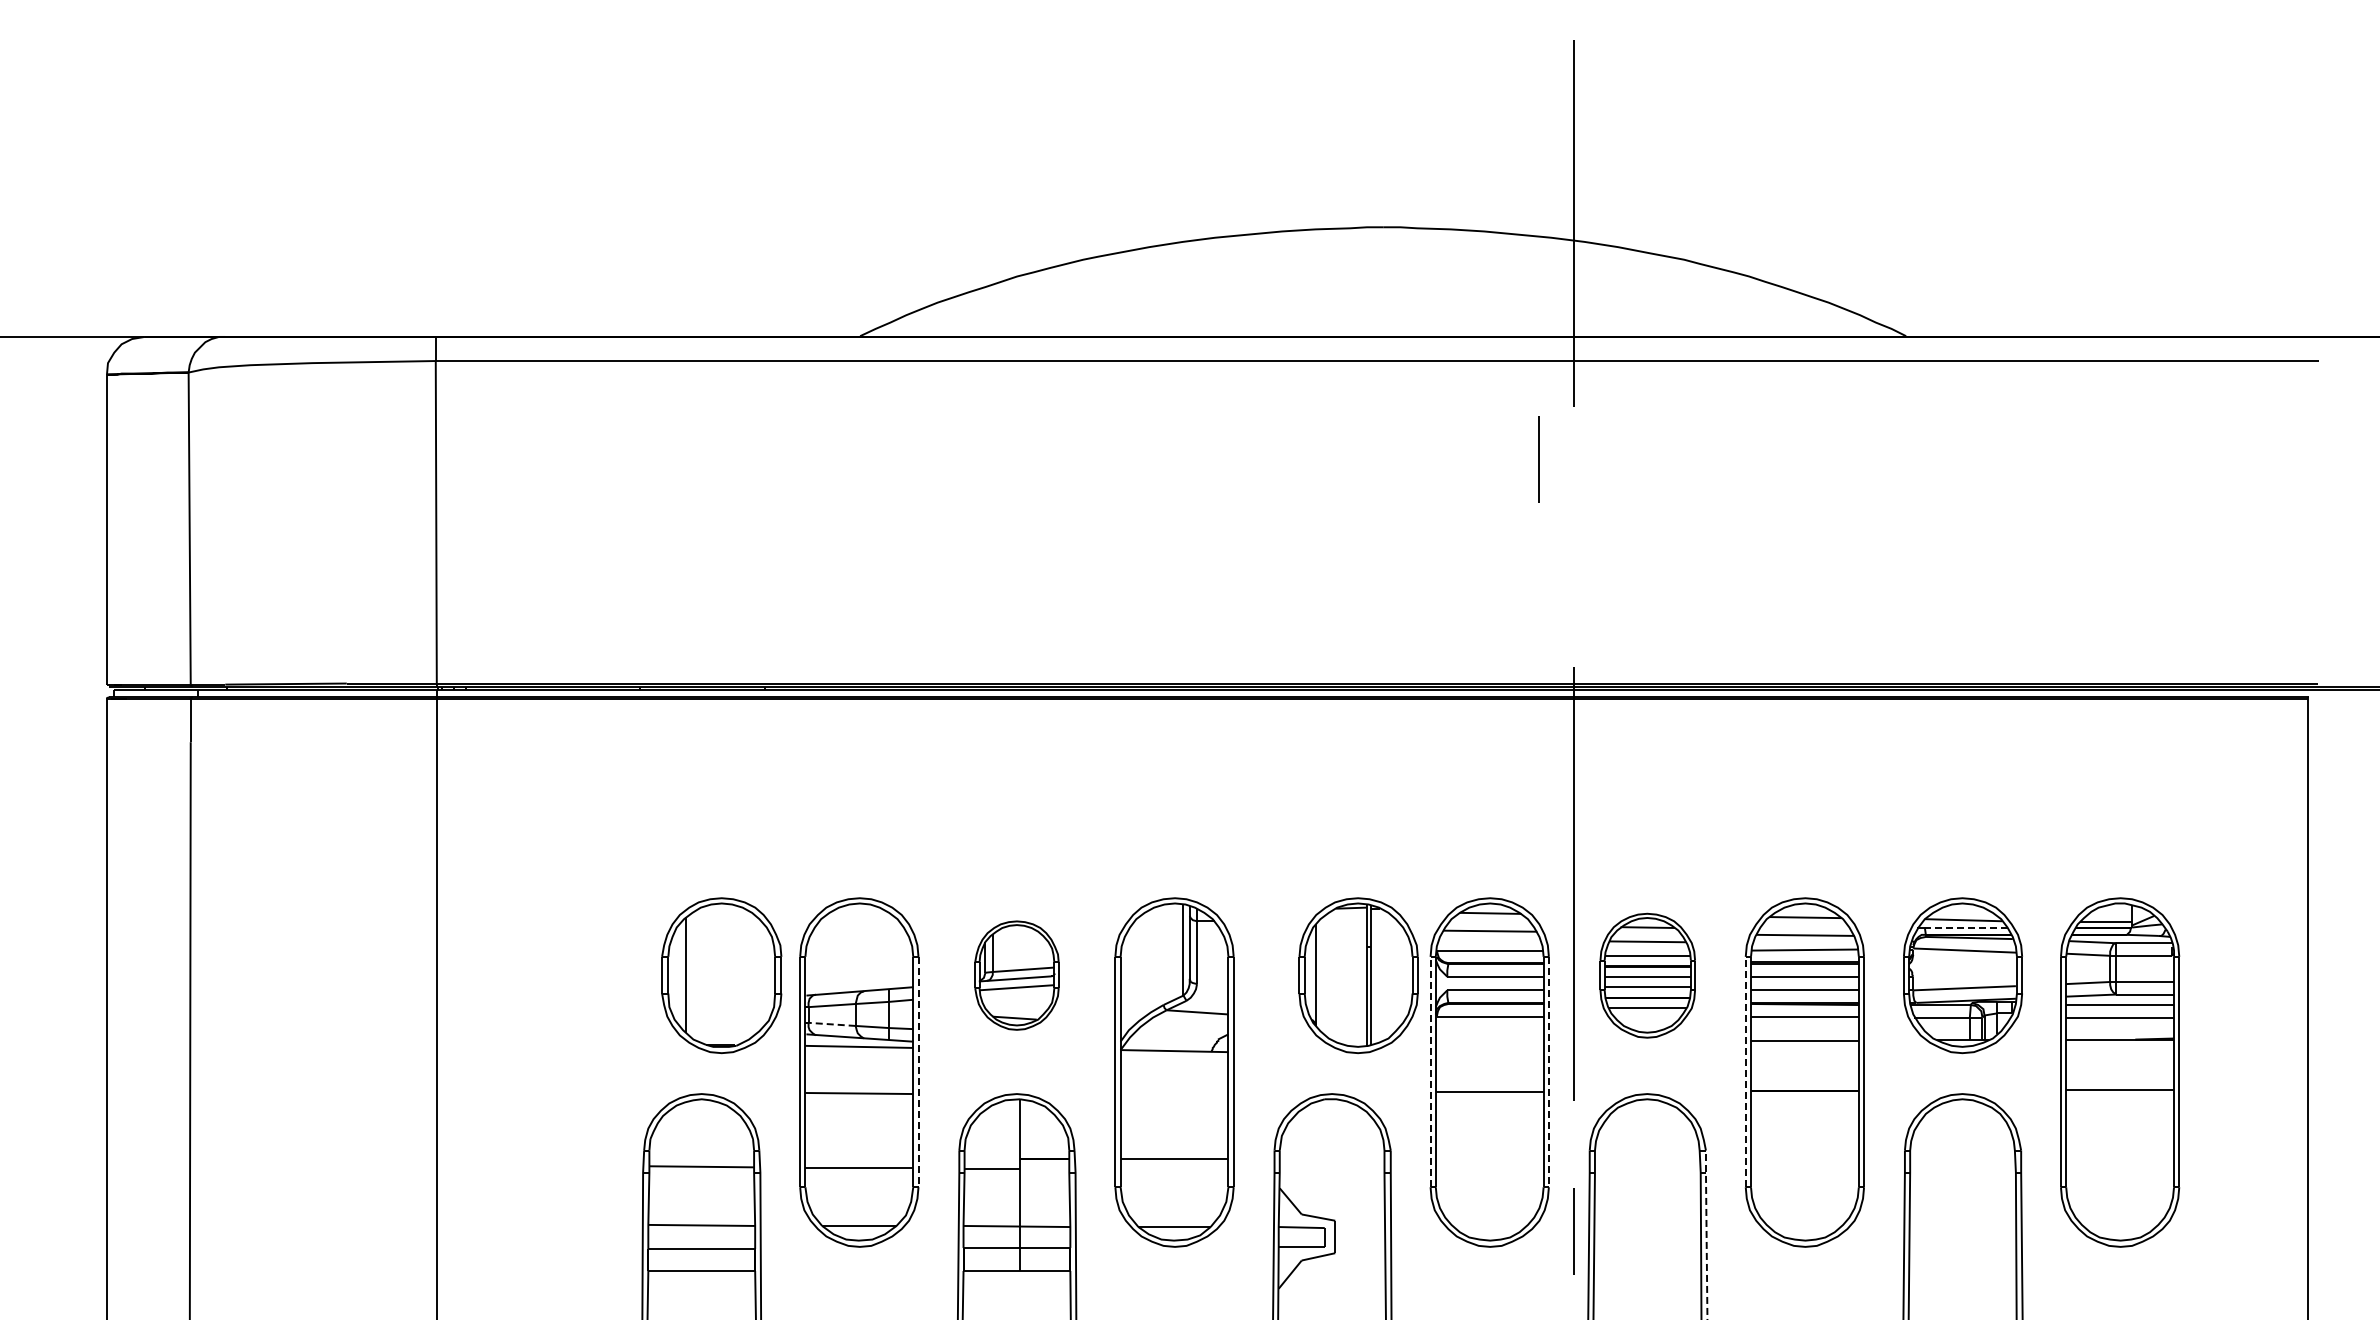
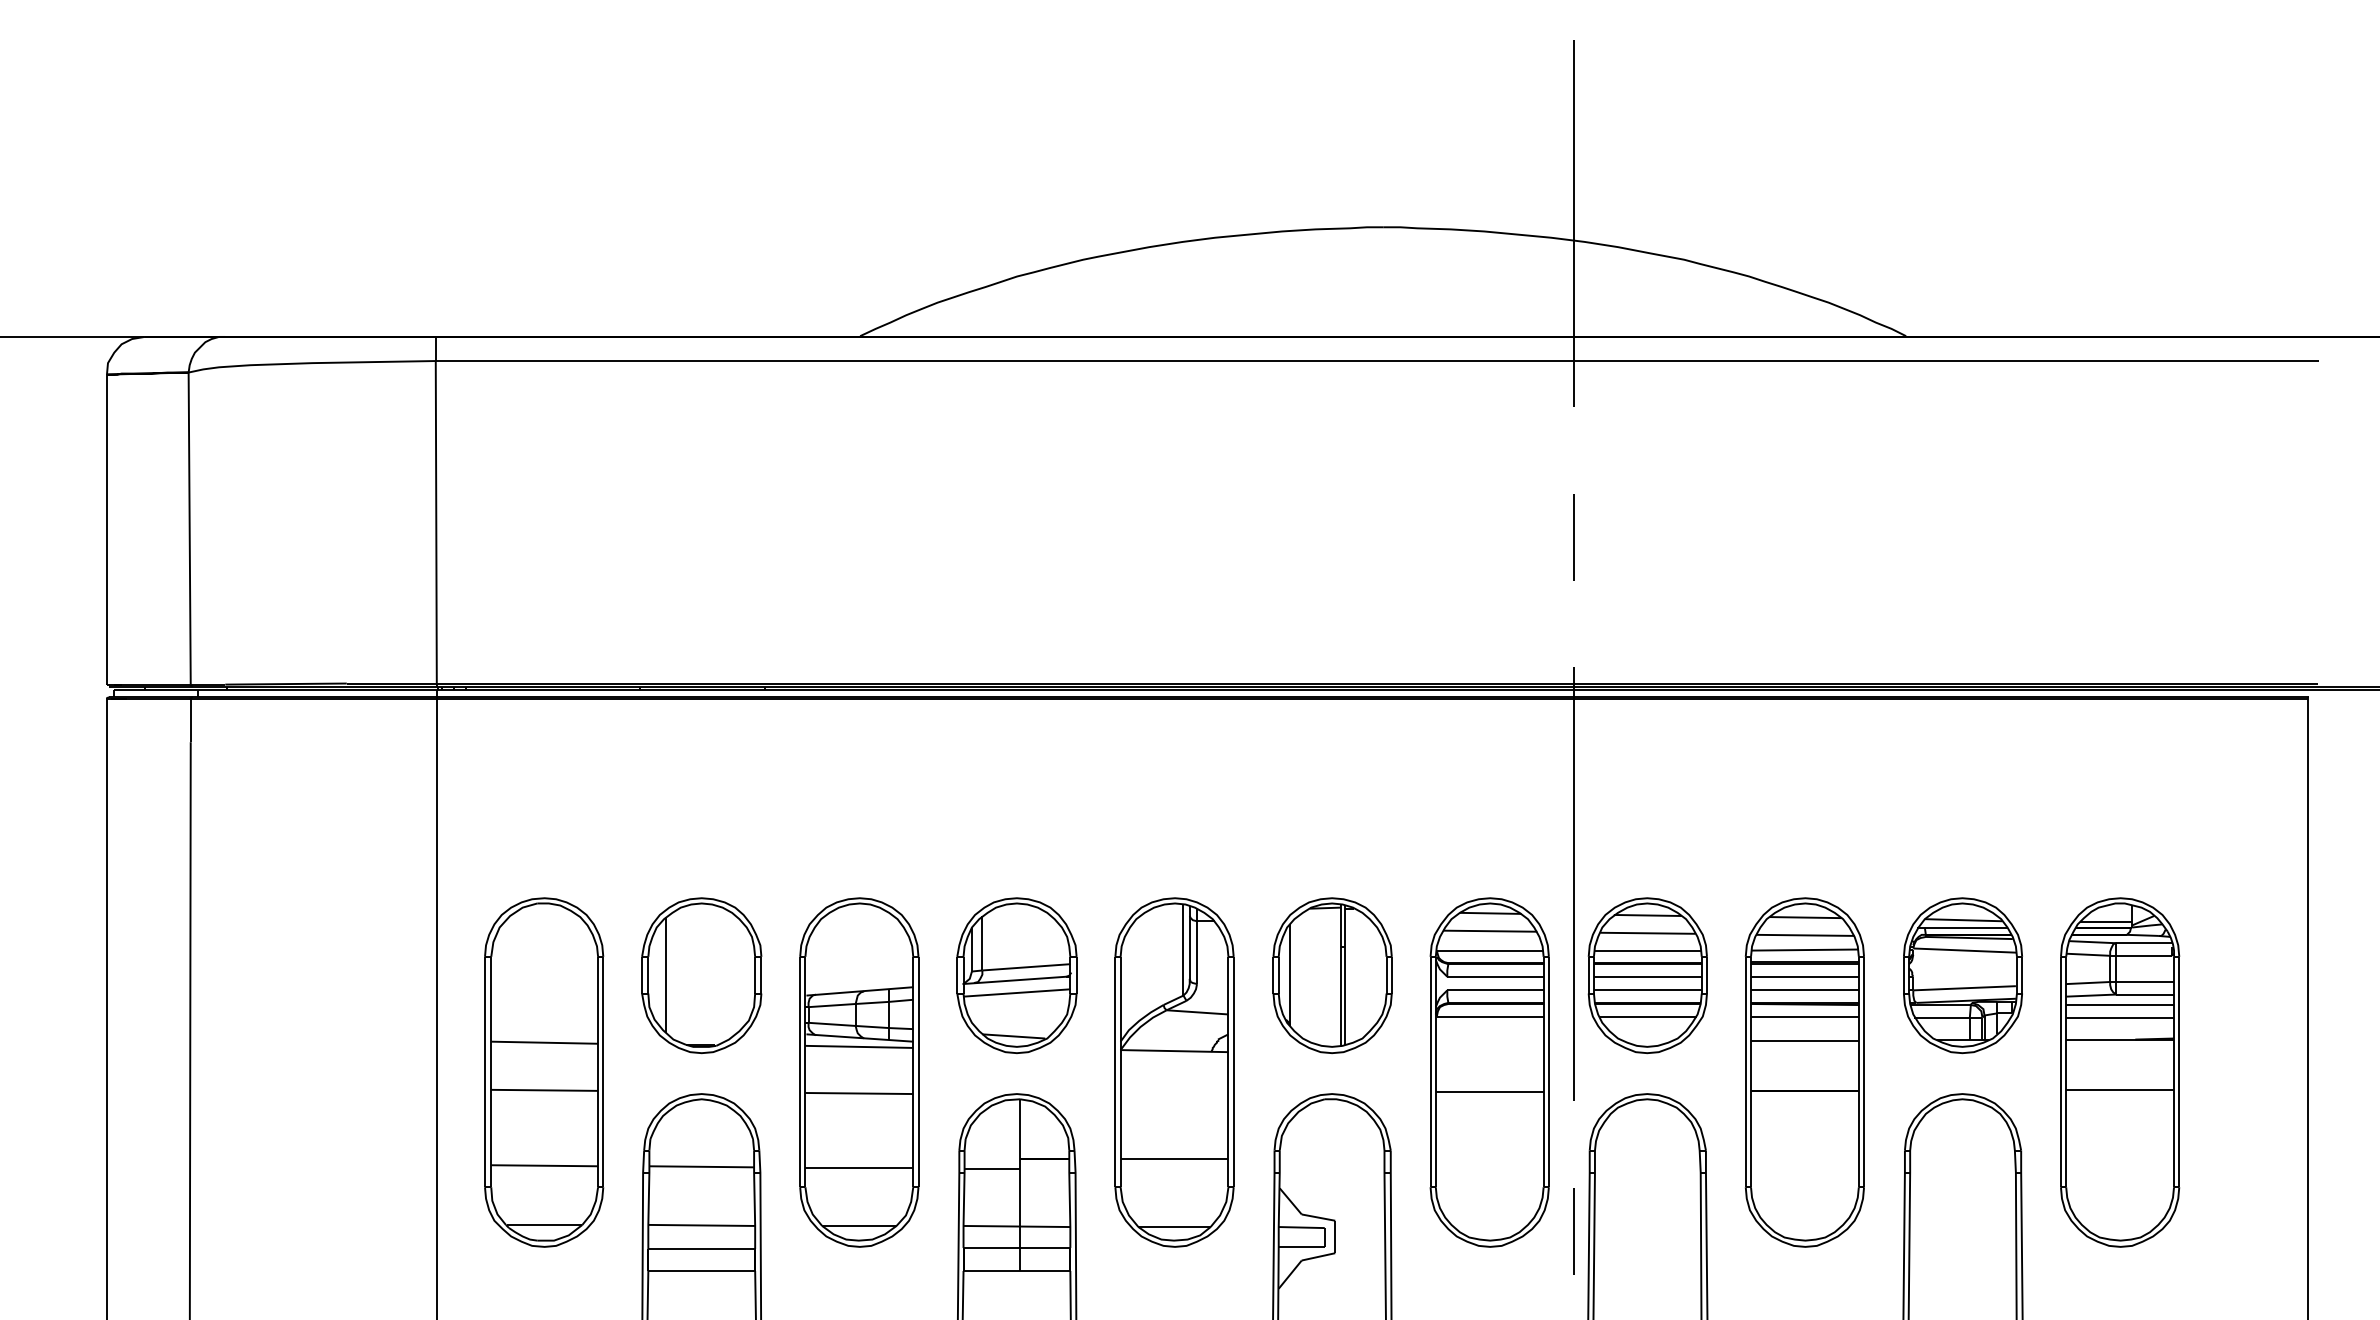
line position: (1538, 459) -> (1573, 537) (1573, 537)
line: dashed -> solid (1965, 927)
part position: (721, 975) -> (701, 975) (701, 975)
part size: 86x111 px -> 122x157 px (1016, 975)
part position: (1358, 975) -> (1332, 975) (1332, 975)
part size: 97x127 px -> 121x158 px (1647, 975)
line: dashed -> solid (832, 1024)
line: dashed -> solid (1430, 1071)
line: dashed -> solid (1745, 1071)
part: none -> present (544, 1072)
line: dashed -> solid (918, 1072)
line: dashed -> solid (1548, 1072)
line: dashed -> solid (1706, 1234)
